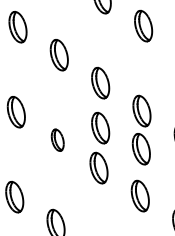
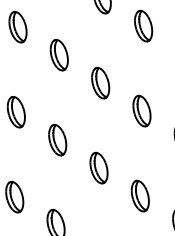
part: present -> none (100, 128)
part size: 15x24 px -> 20x33 px (57, 140)
part: present -> none (140, 149)
